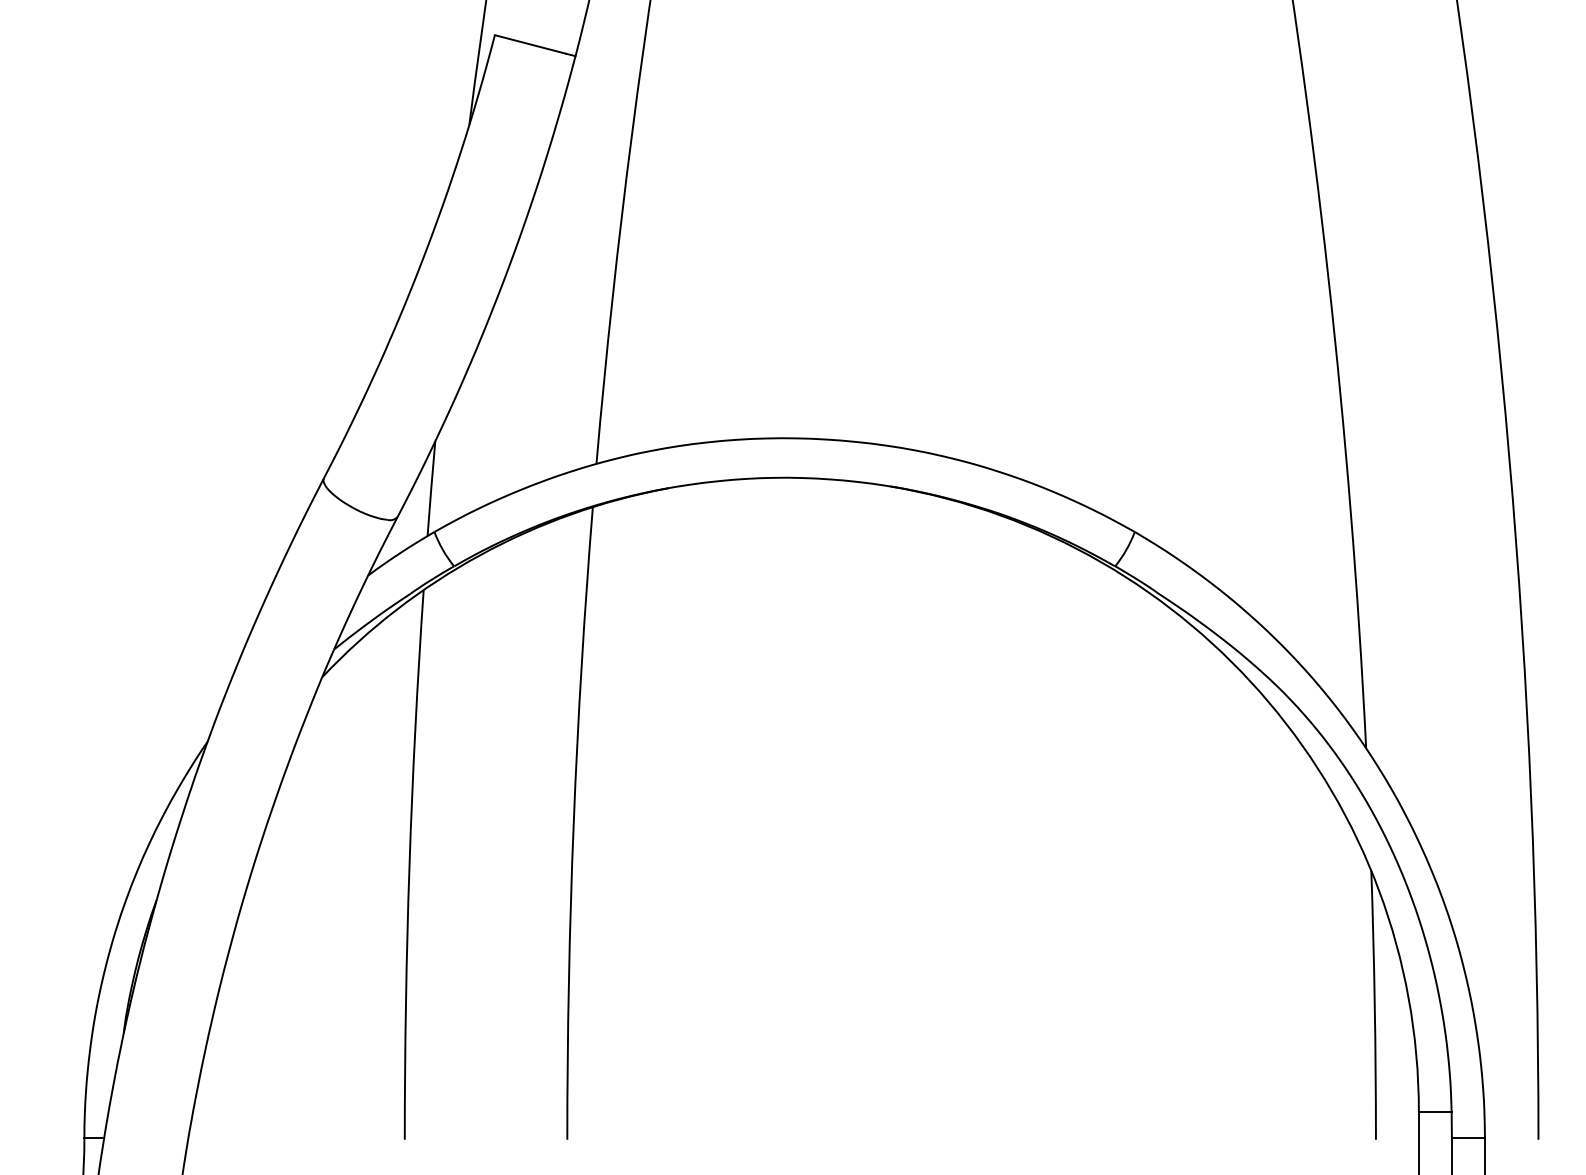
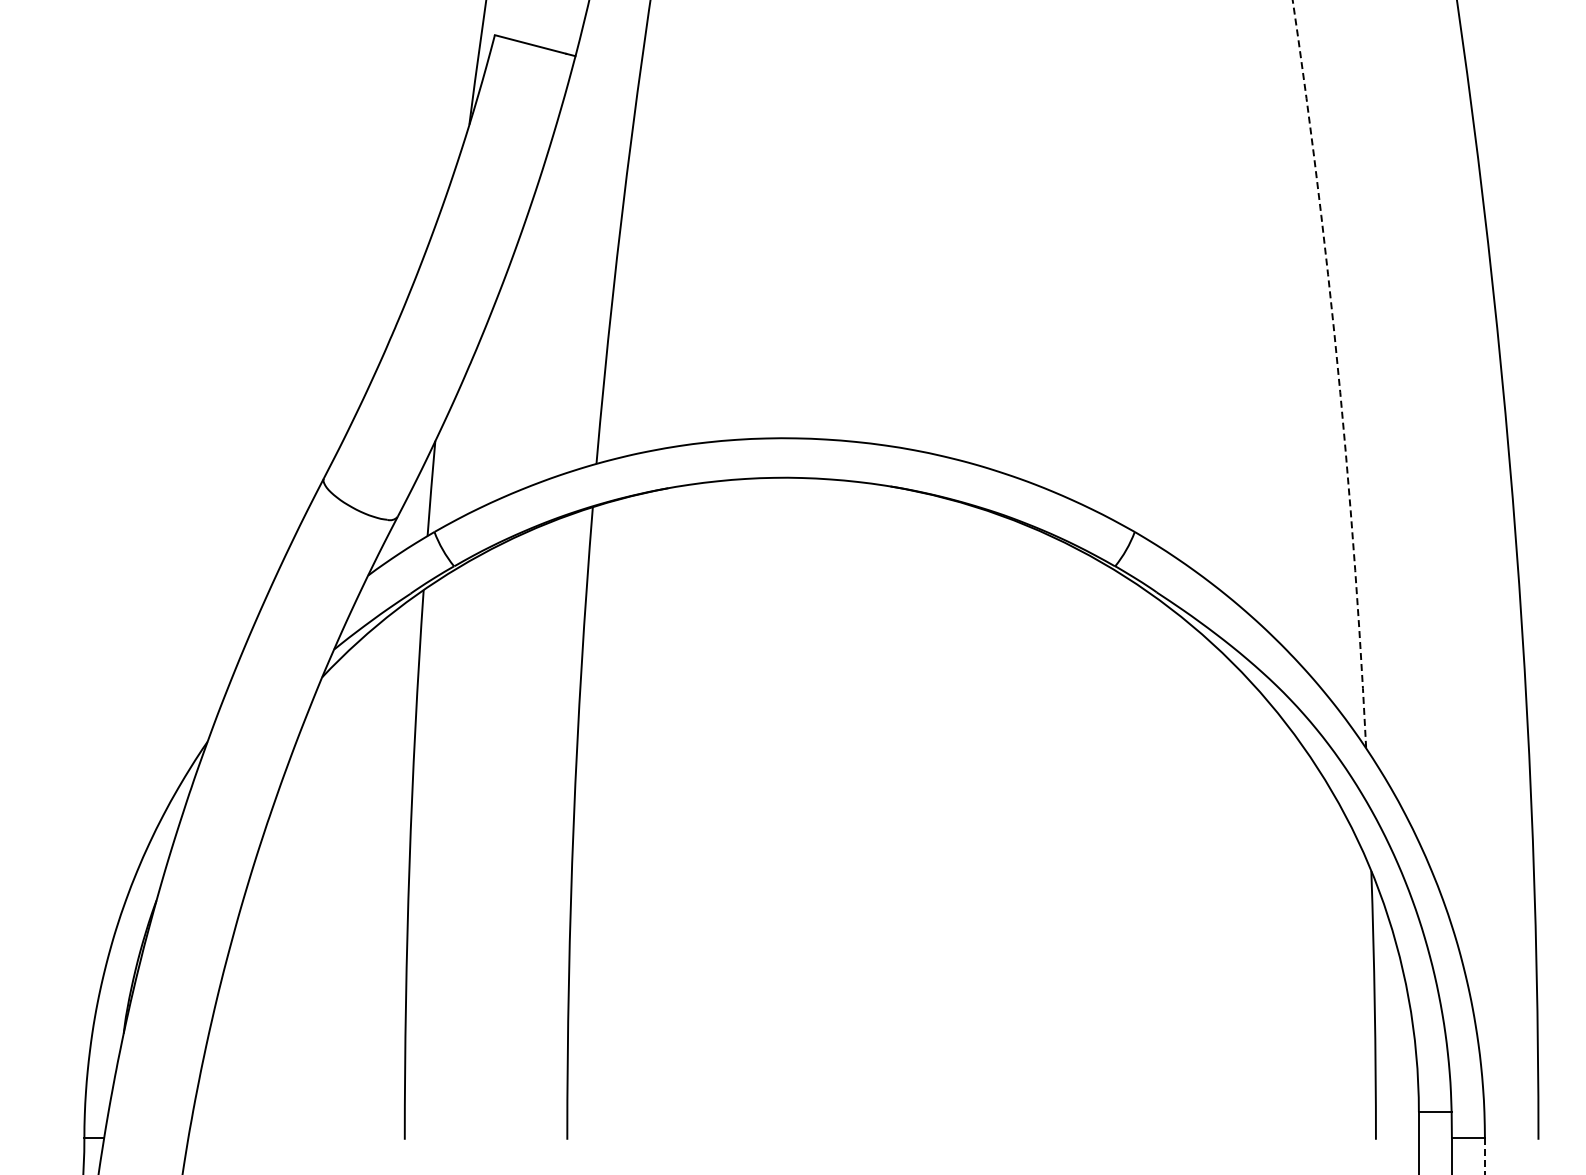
arc: solid -> dashed (1338, 373)
line: solid -> dashed (1484, 1156)
